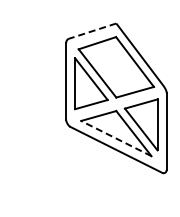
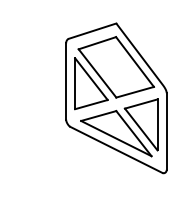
line: dashed -> solid (92, 31)
line: dashed -> solid (115, 138)
